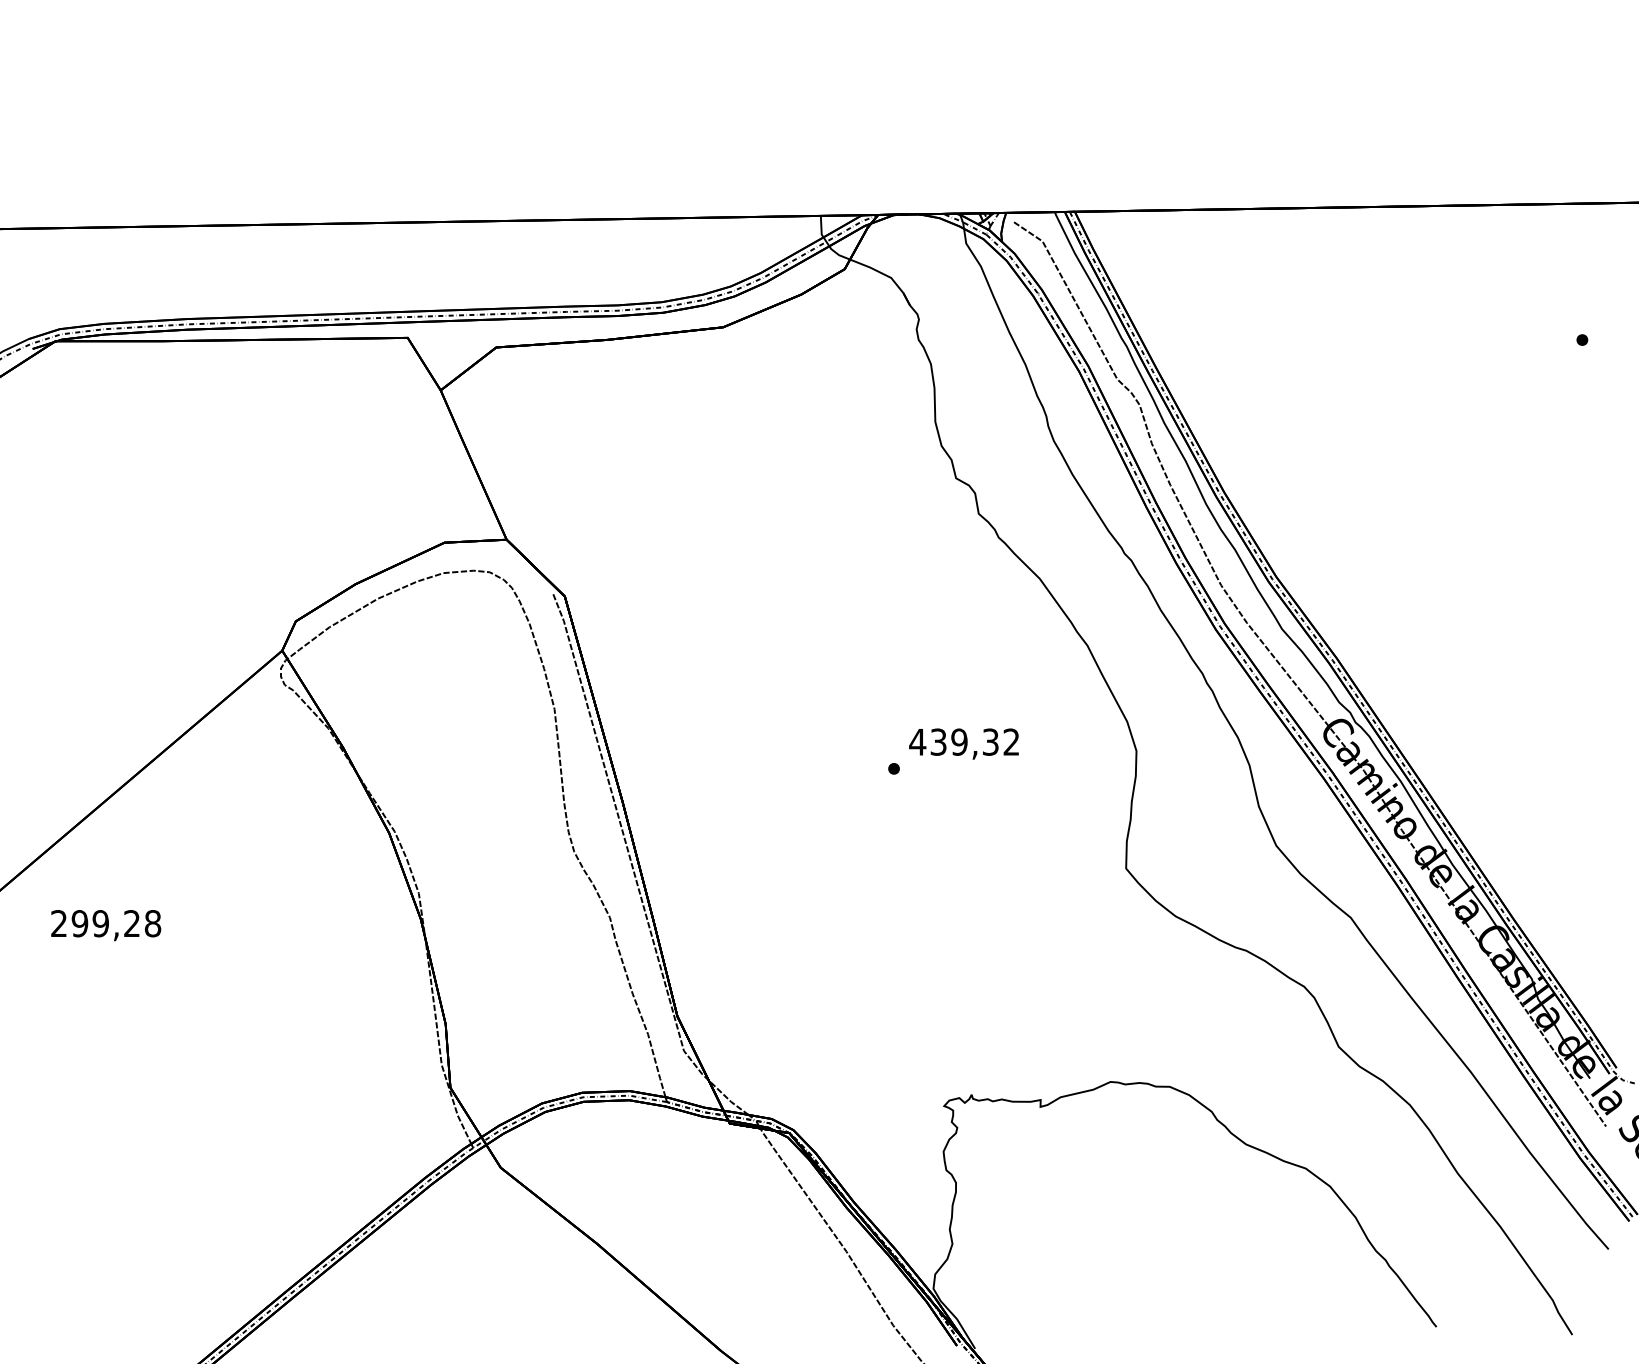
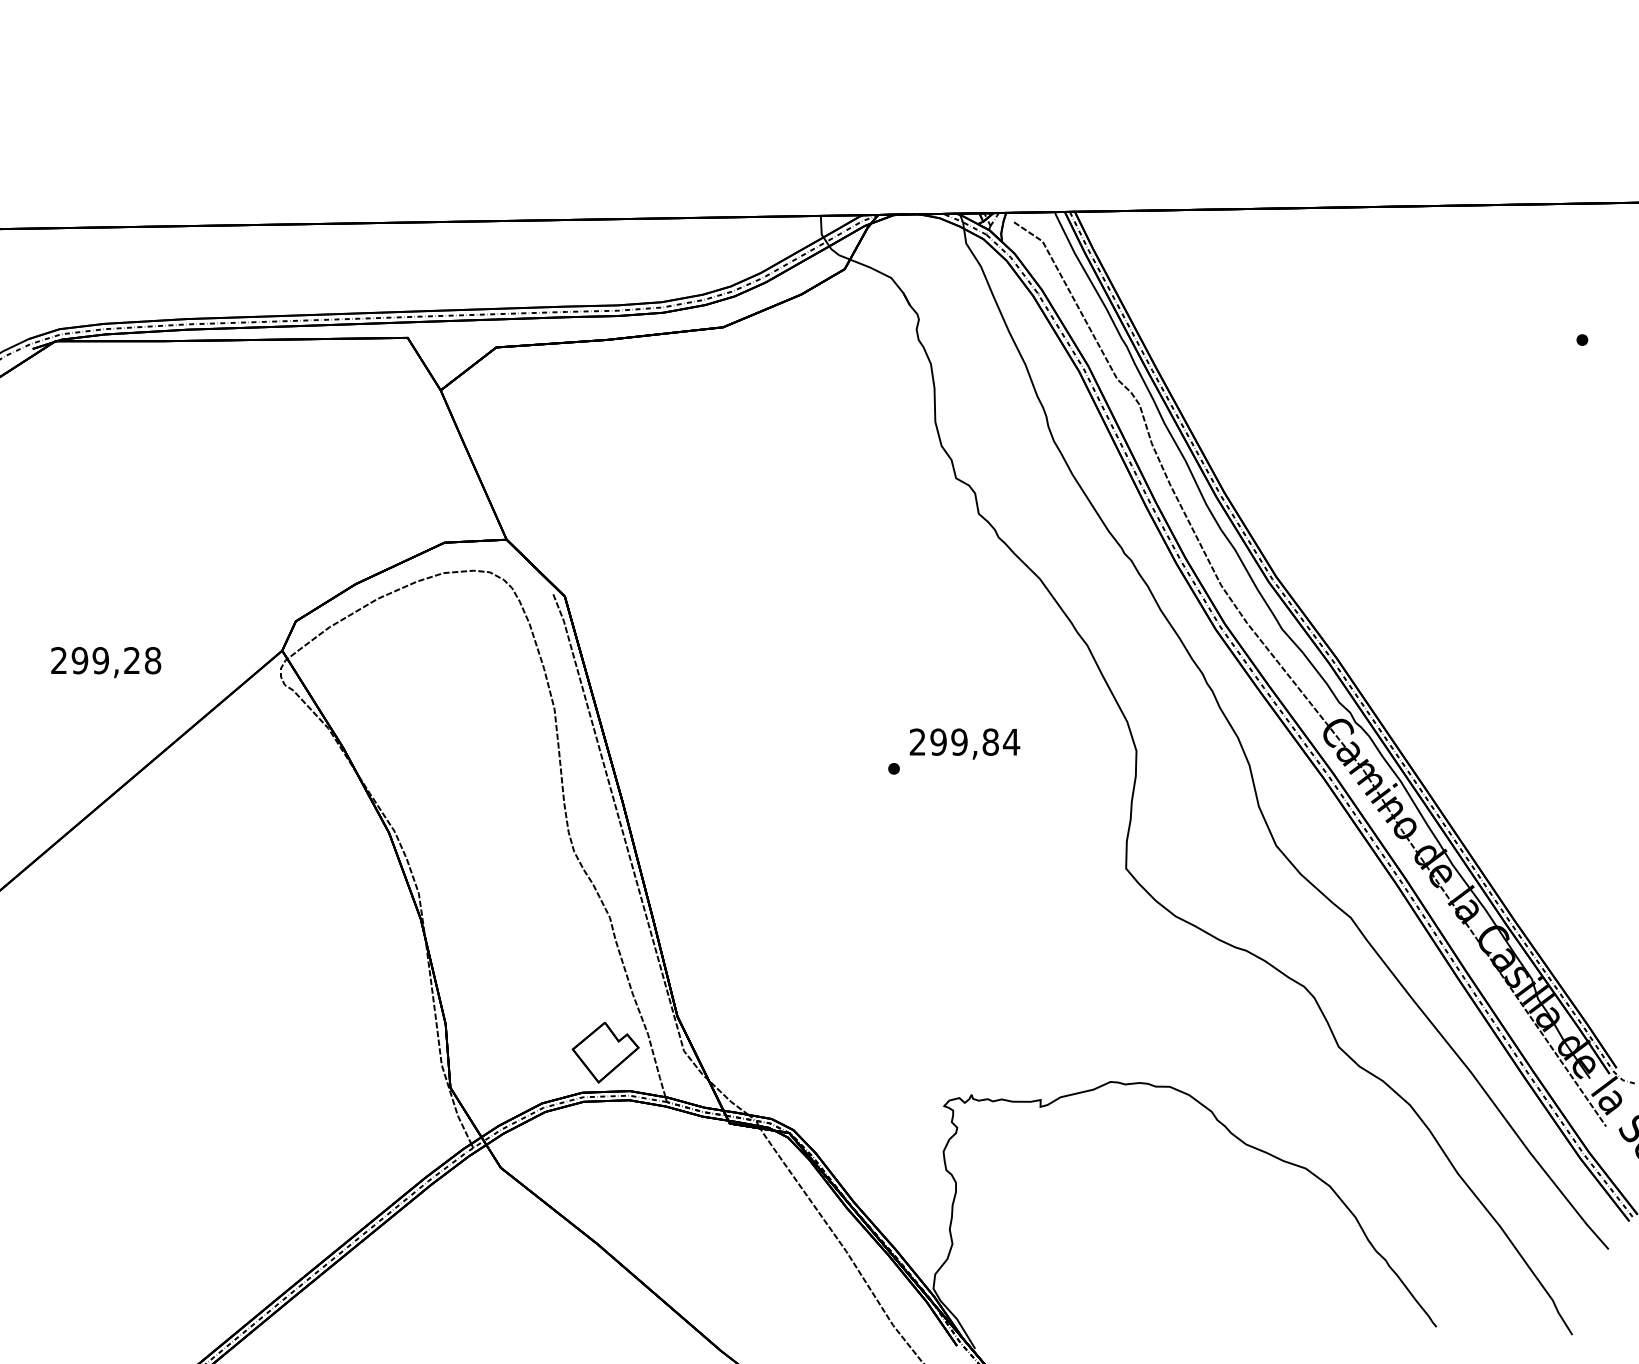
text: 439,32 -> 299,84 (964, 741)
text position: (106, 925) -> (106, 662) (106, 662)
part: none -> present (605, 1052)
